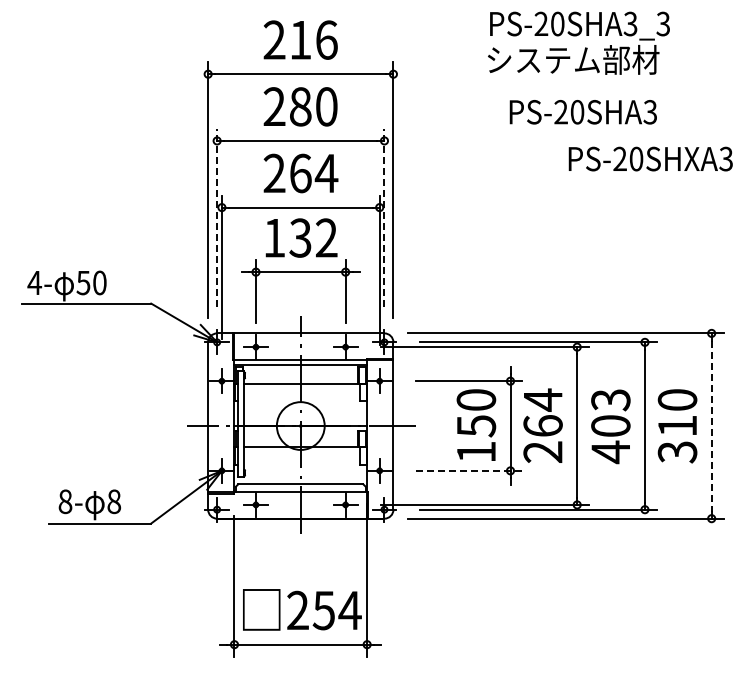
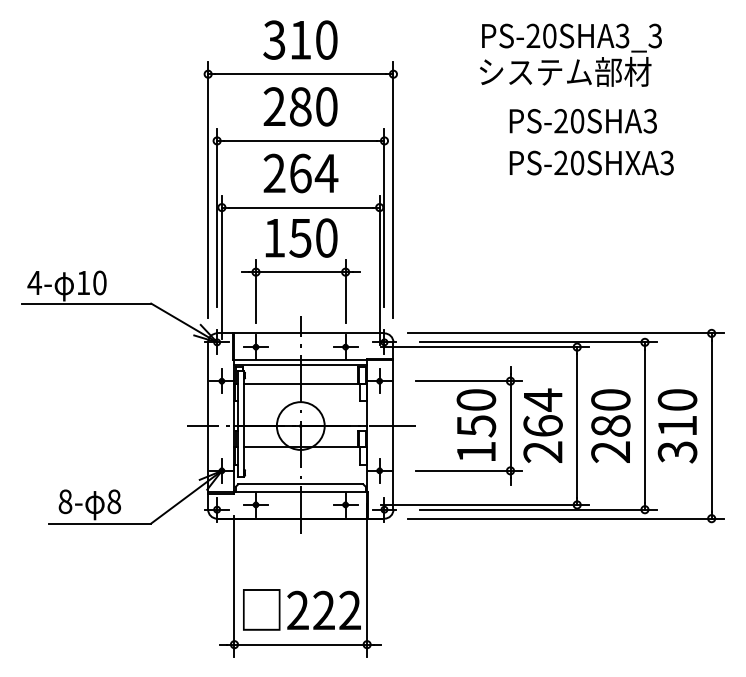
text: 216 -> 310 (300, 39)
text position: (578, 42) -> (570, 54) (570, 54)
text position: (582, 112) -> (582, 121) (582, 121)
text position: (650, 158) -> (591, 162) (591, 162)
line: dashed -> solid (217, 217)
line: dashed -> solid (384, 217)
text: 132 -> 150 (313, 237)
text: 50 -> 10 (83, 283)
text: 403 -> 280 (610, 426)
line: dashed -> solid (711, 426)
line: dashed -> solid (469, 470)
text: 254 -> 222 (336, 610)
